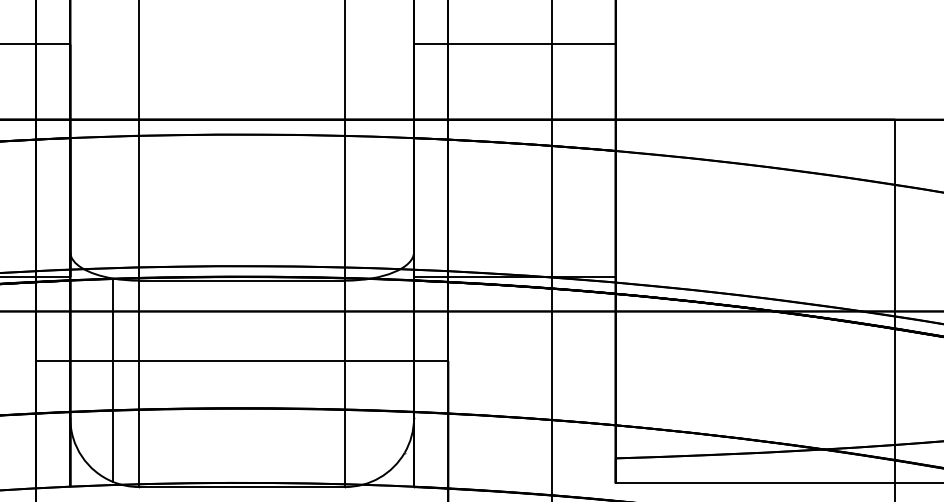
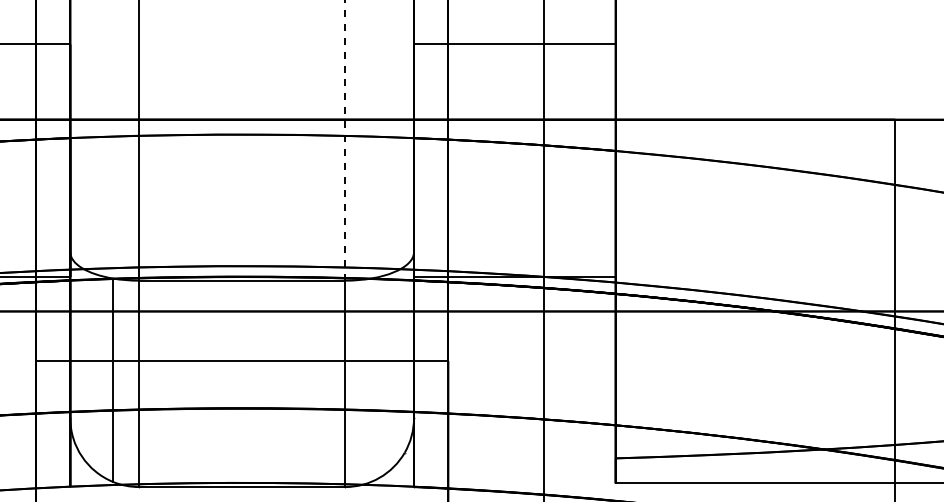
line: solid -> dashed (345, 140)
line position: (551, 250) -> (543, 250) (543, 250)
